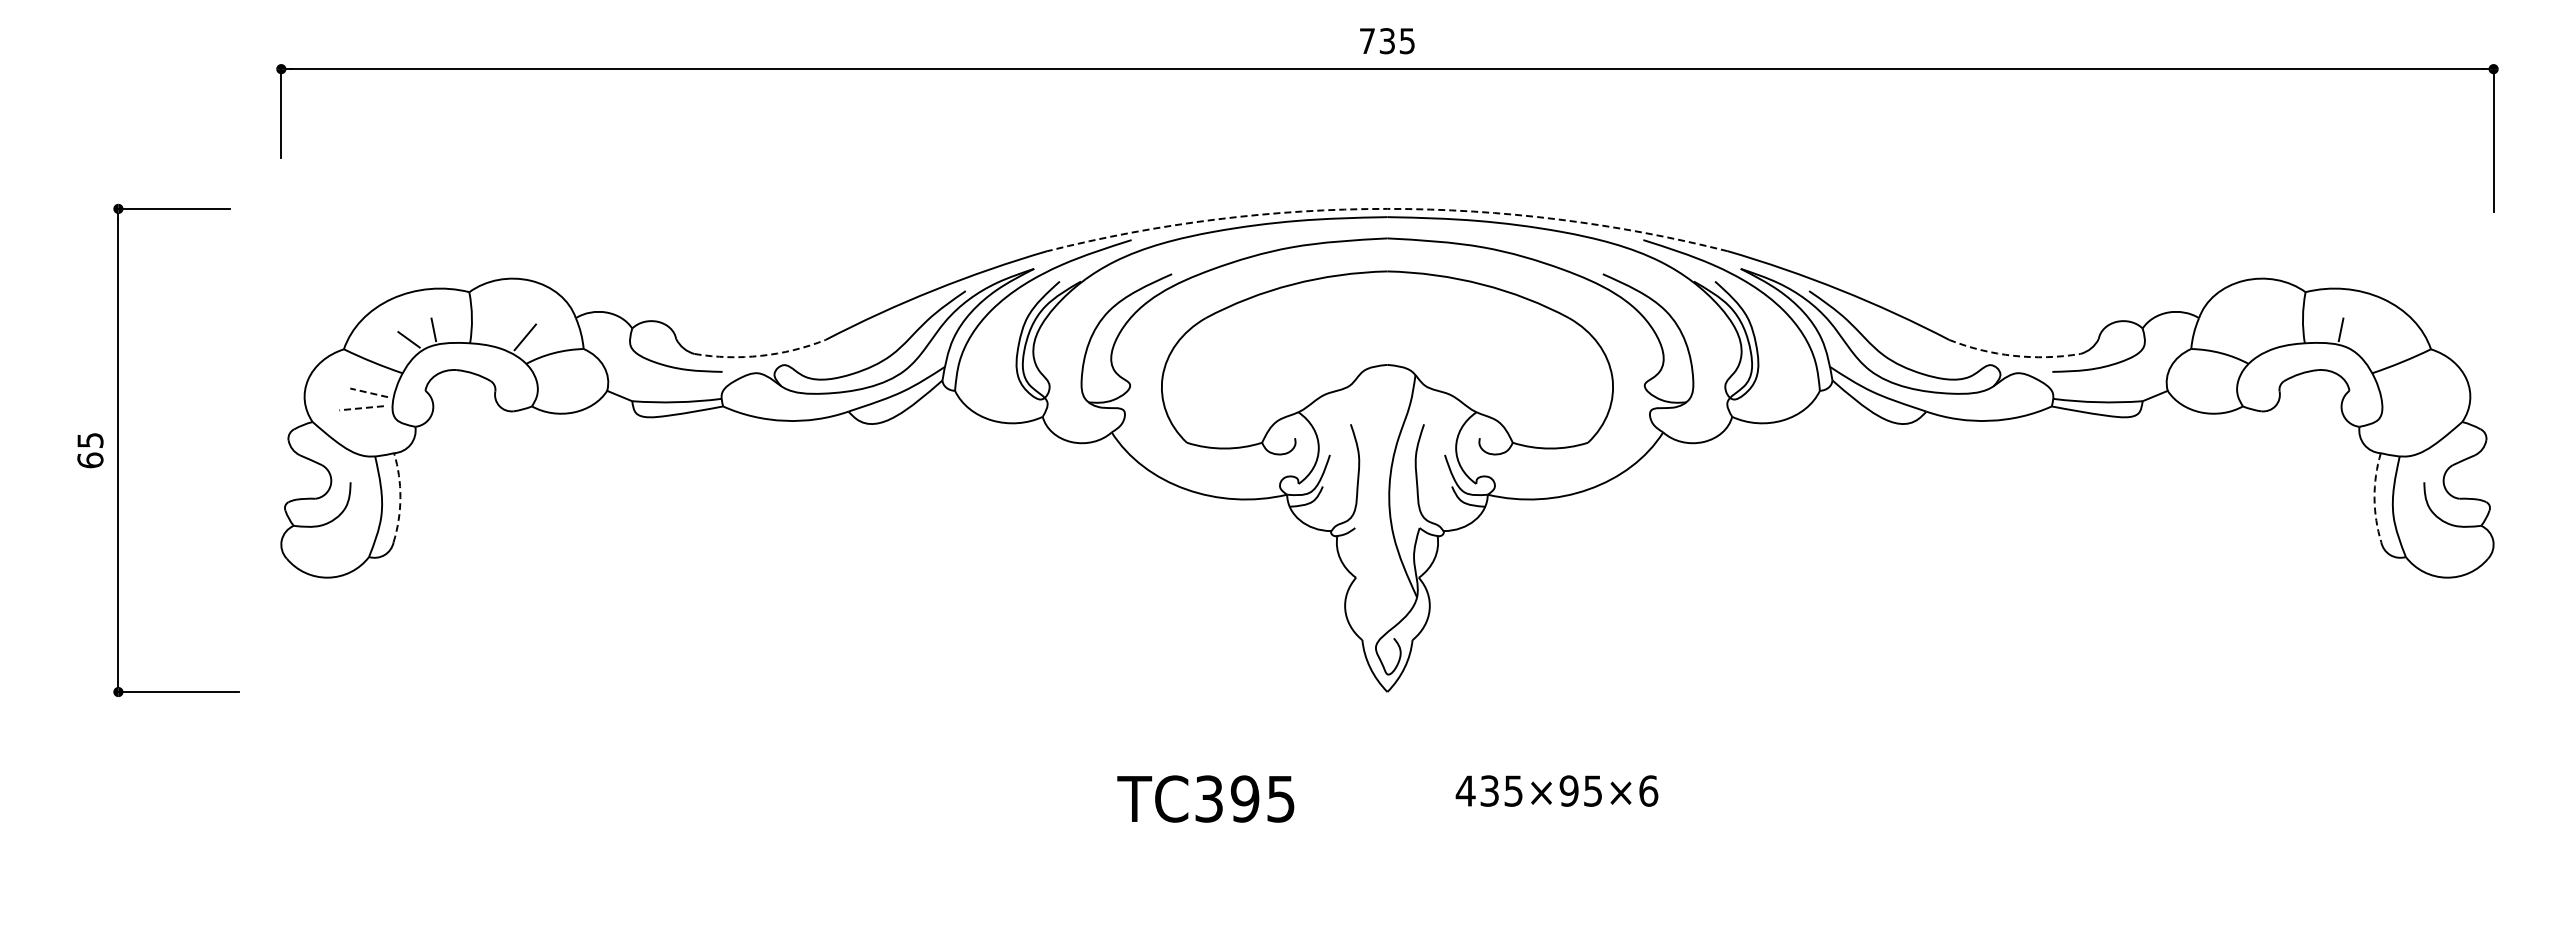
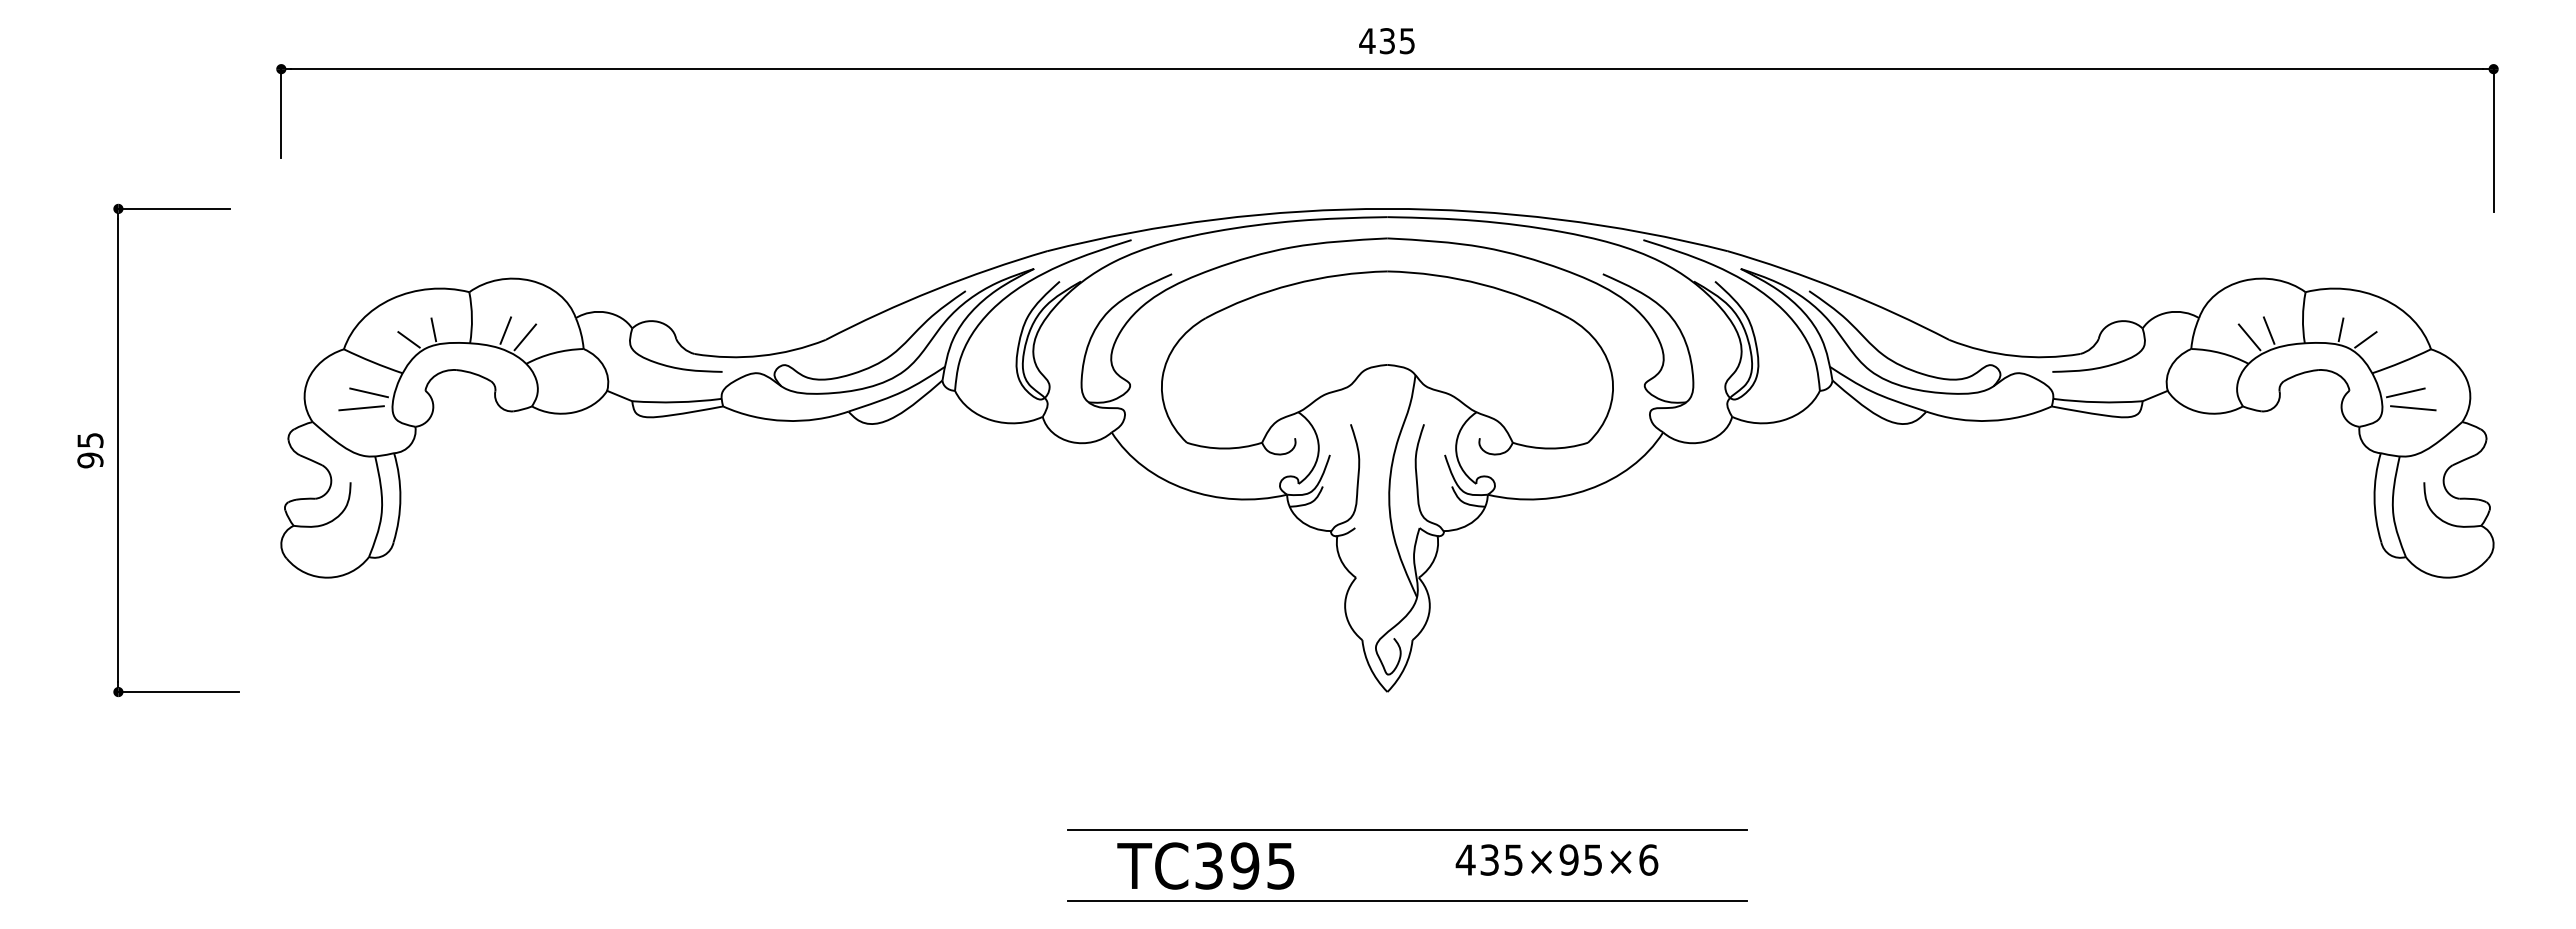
text: 735 -> 435 (1367, 40)
arc: dashed -> solid (1387, 208)
line: none -> present (505, 330)
line: none -> present (2268, 330)
line: none -> present (2249, 337)
line: none -> present (2365, 339)
arc: dashed -> solid (761, 355)
arc: dashed -> solid (2013, 355)
line: dashed -> solid (368, 392)
line: none -> present (2405, 392)
line: dashed -> solid (361, 408)
line: none -> present (2413, 408)
text: 65 -> 95 (90, 460)
arc: dashed -> solid (400, 497)
arc: dashed -> solid (2374, 497)
text position: (1556, 790) -> (1556, 859) (1556, 859)
text position: (1205, 798) -> (1205, 865) (1205, 865)
line: none -> present (1407, 829)
line: none -> present (1407, 900)
